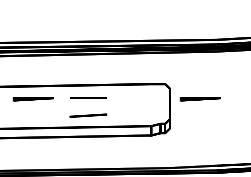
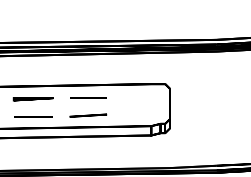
line: present -> none (199, 99)
line: none -> present (33, 116)
